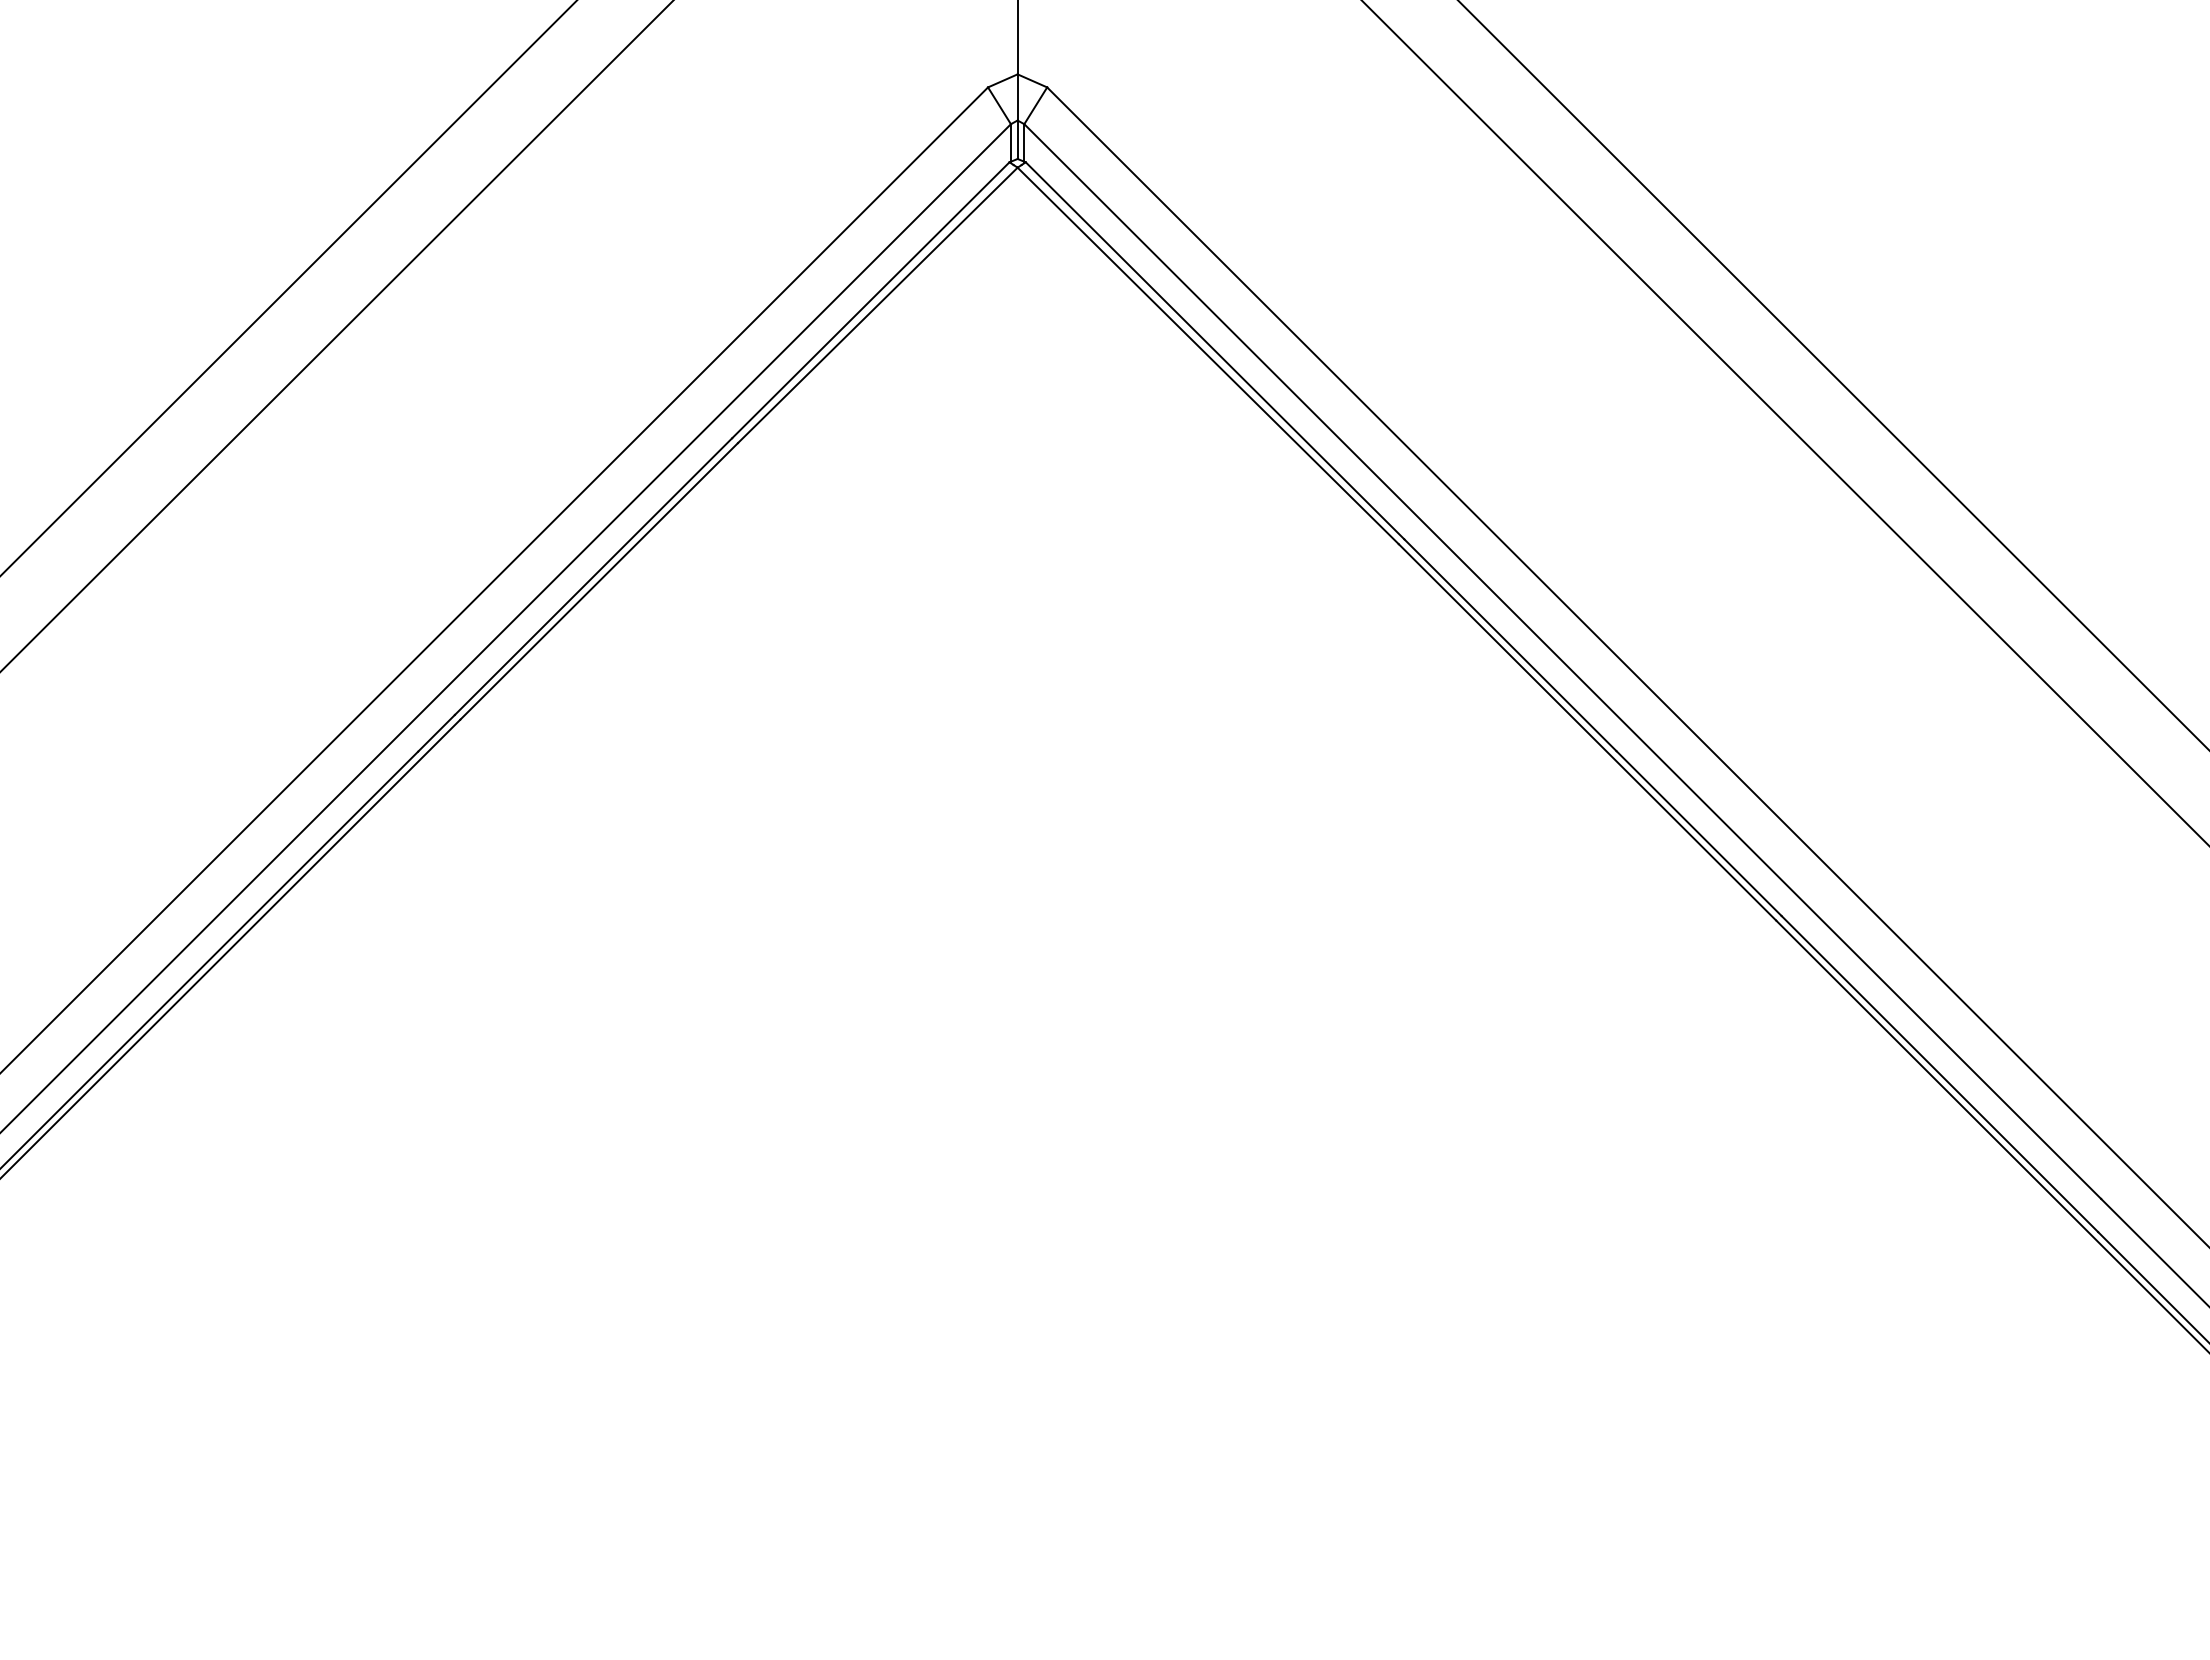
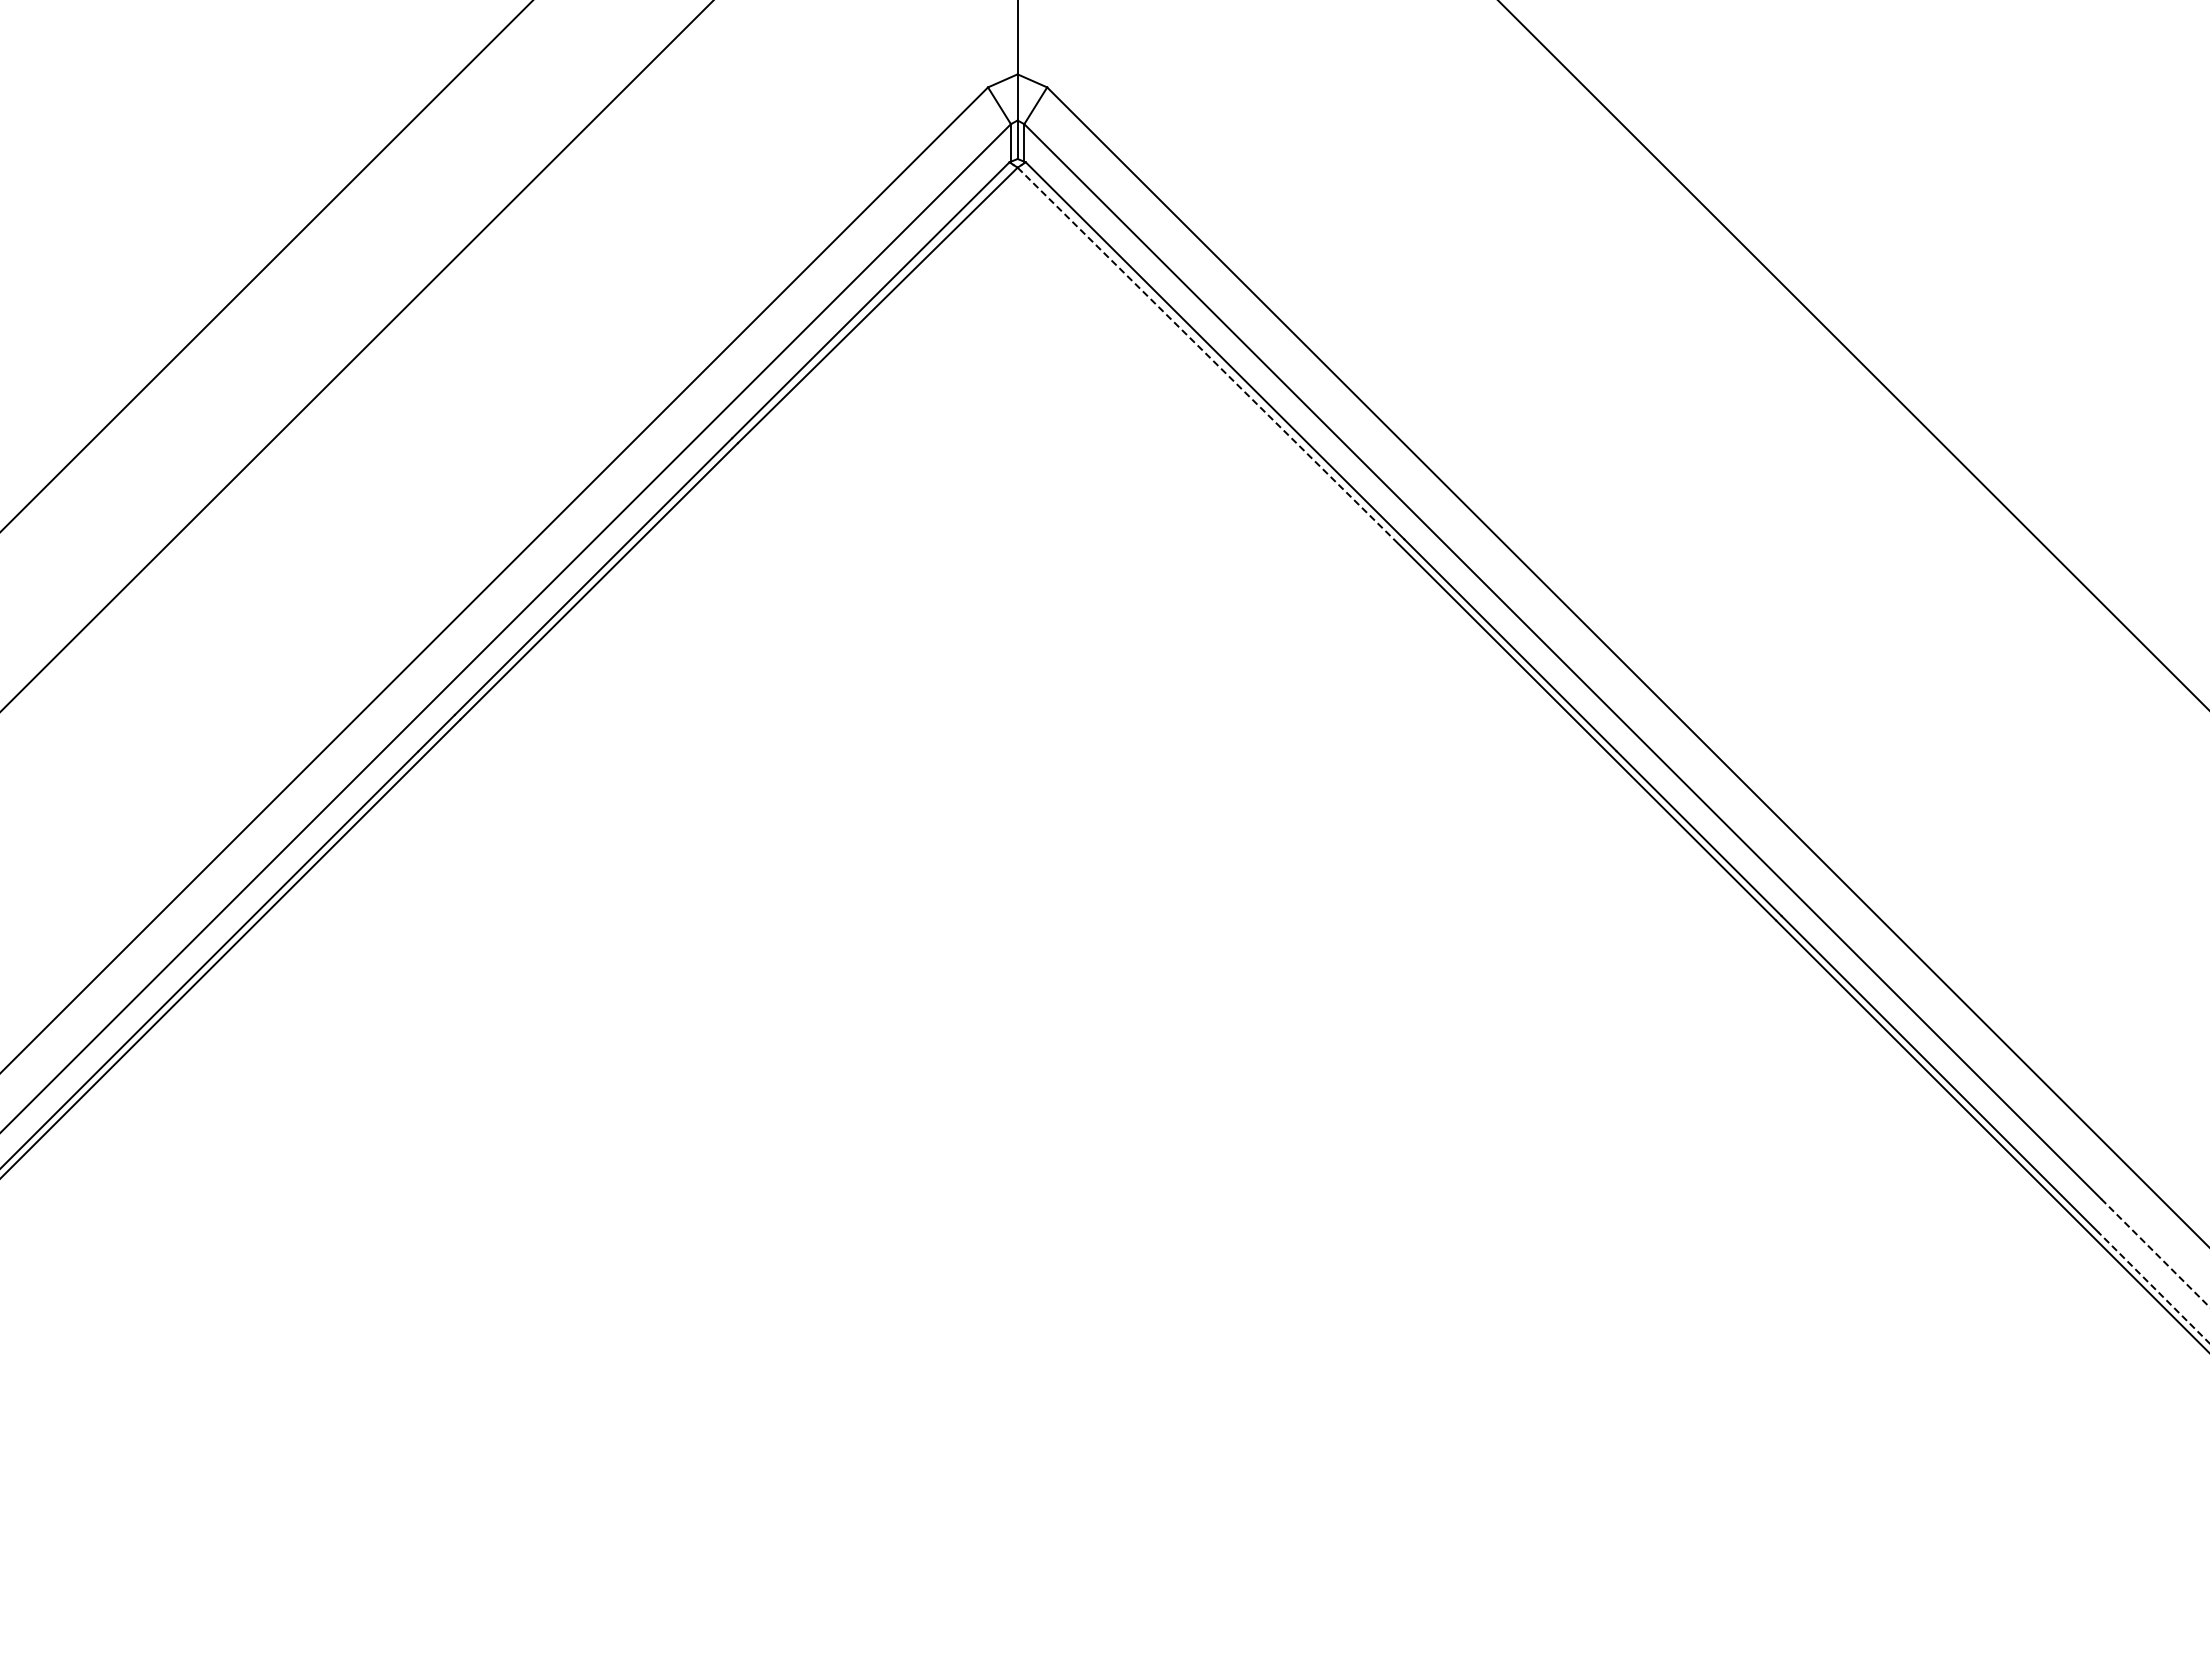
line position: (288, 288) -> (266, 266) (266, 266)
line position: (336, 336) -> (356, 356) (356, 356)
line: solid -> dashed (1208, 355)
line position: (1833, 374) -> (1852, 355) (1852, 355)
line: present -> none (1784, 422)
line: solid -> dashed (2155, 1253)
line: solid -> dashed (2154, 1287)
